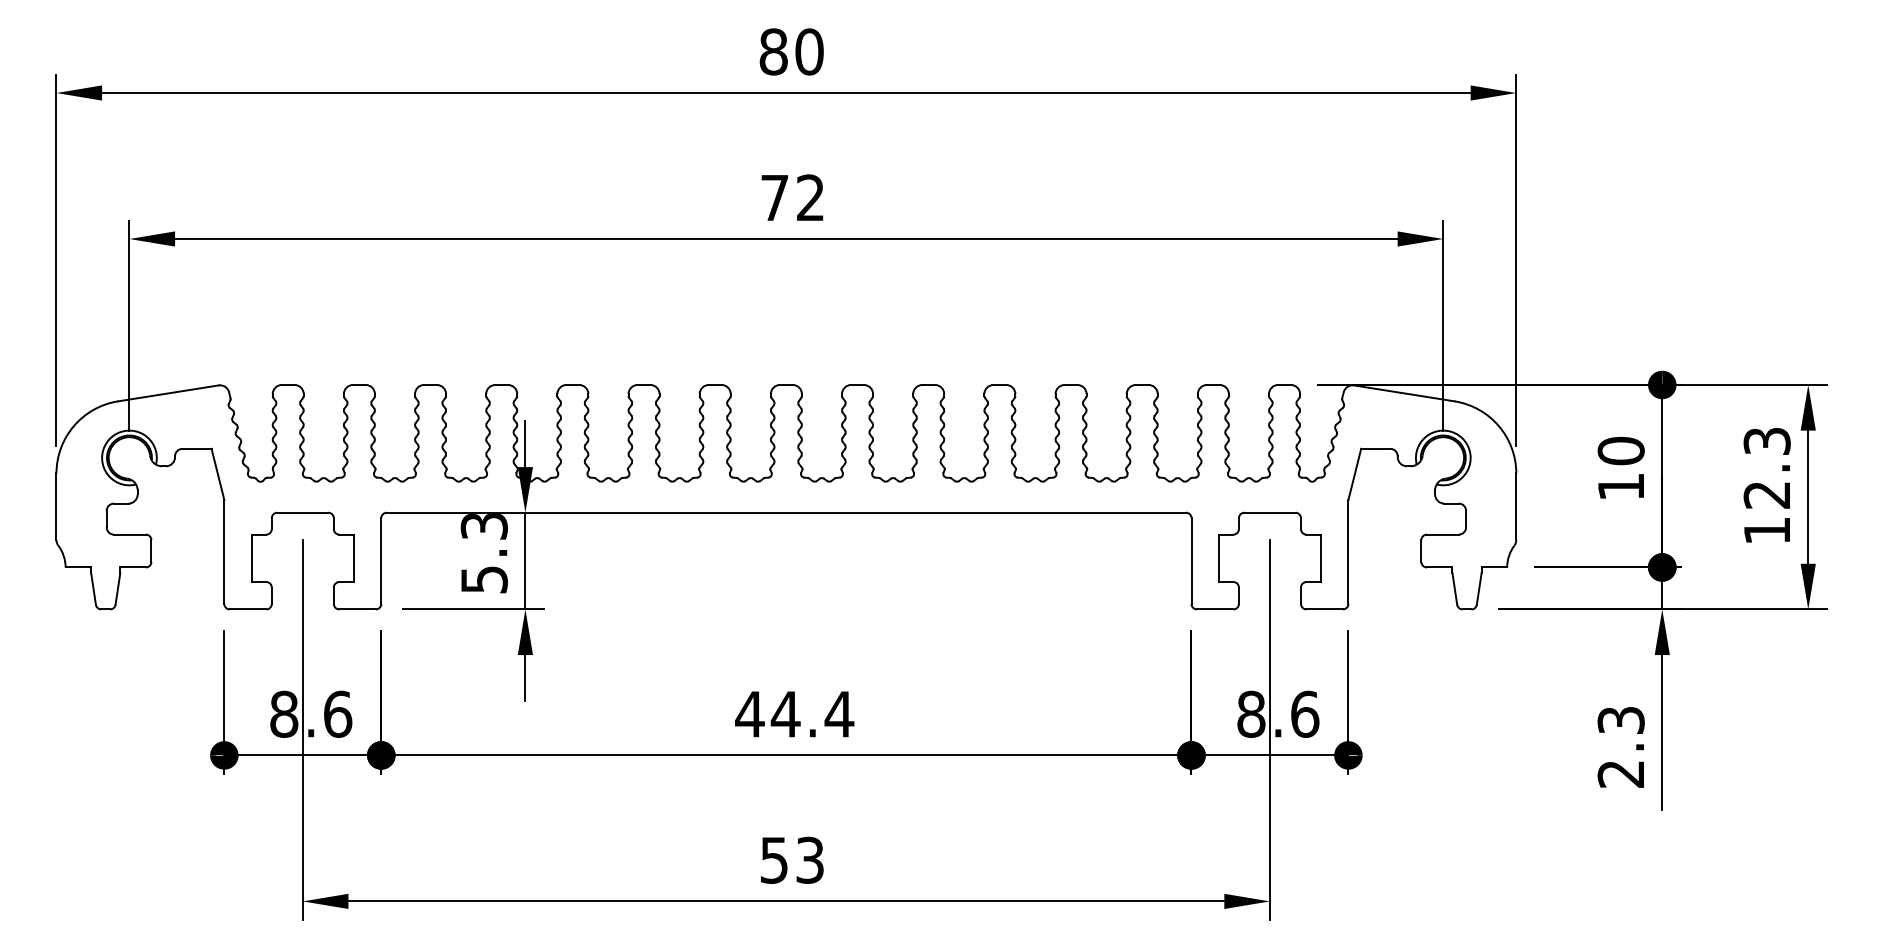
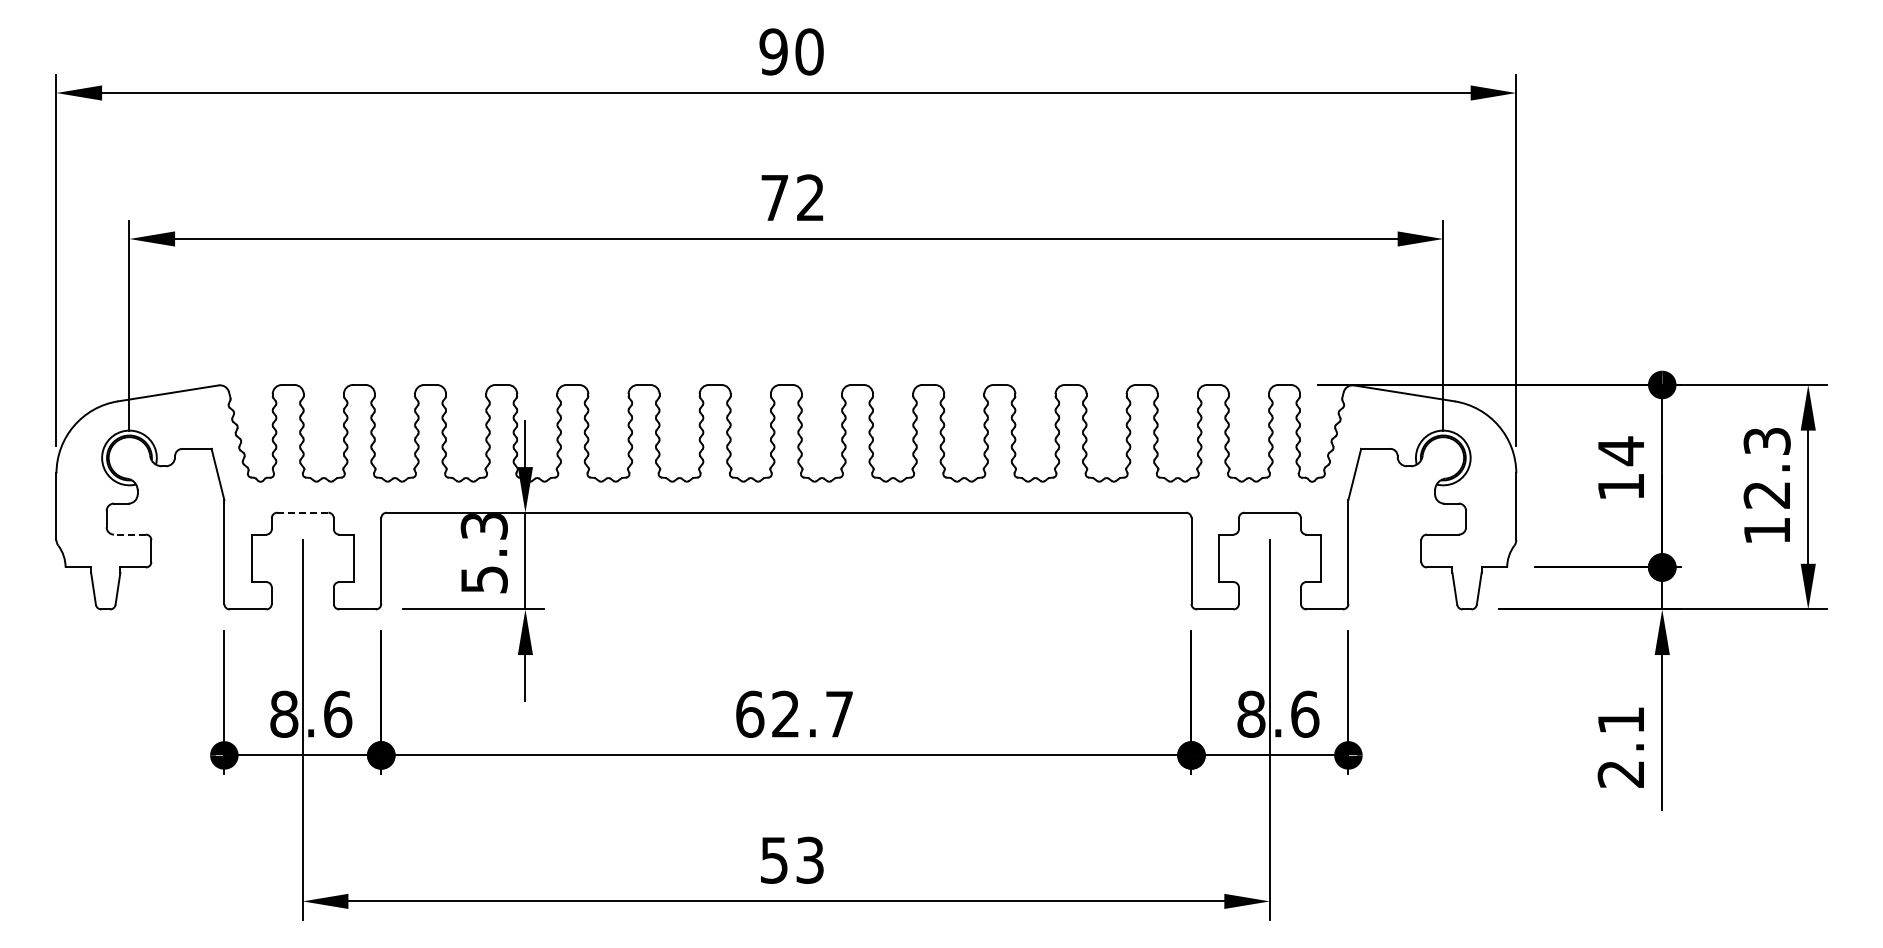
text: 80 -> 90 (773, 51)
text: 10 -> 14 (1620, 451)
line: solid -> dashed (302, 512)
line: solid -> dashed (129, 534)
text: 44.4 -> 62.7 (794, 713)
text: 2.3 -> 2.1 (1620, 720)
